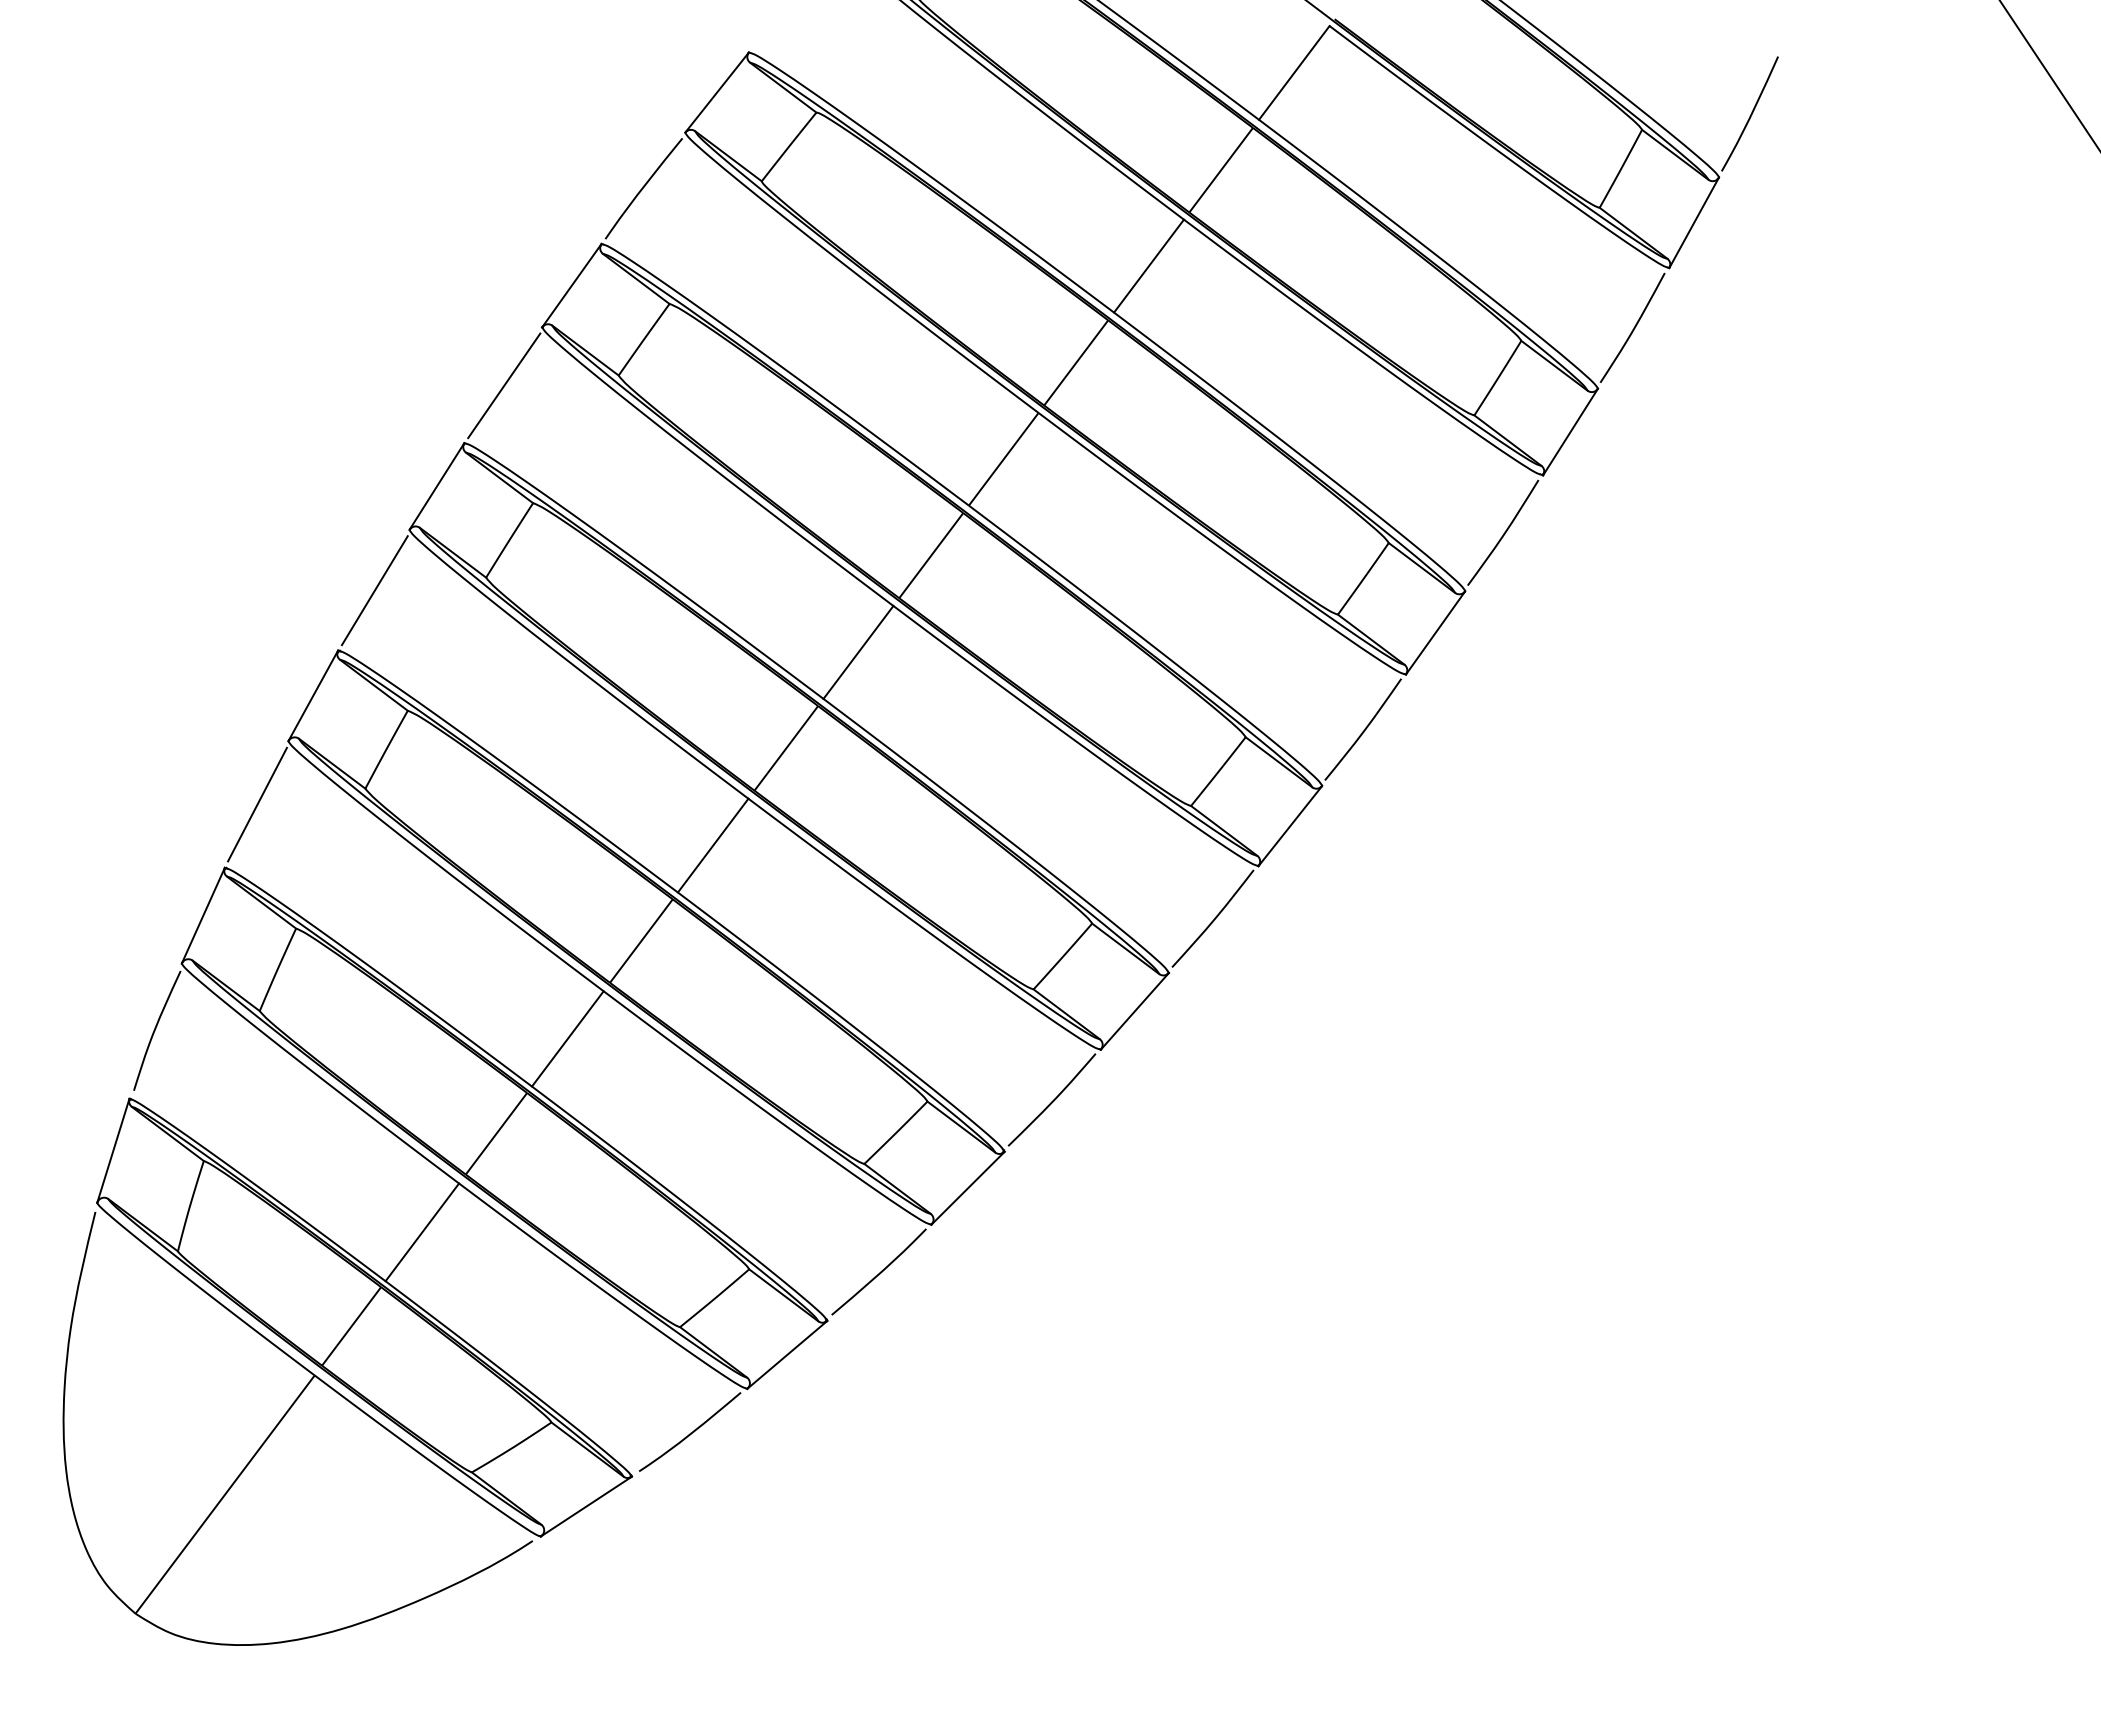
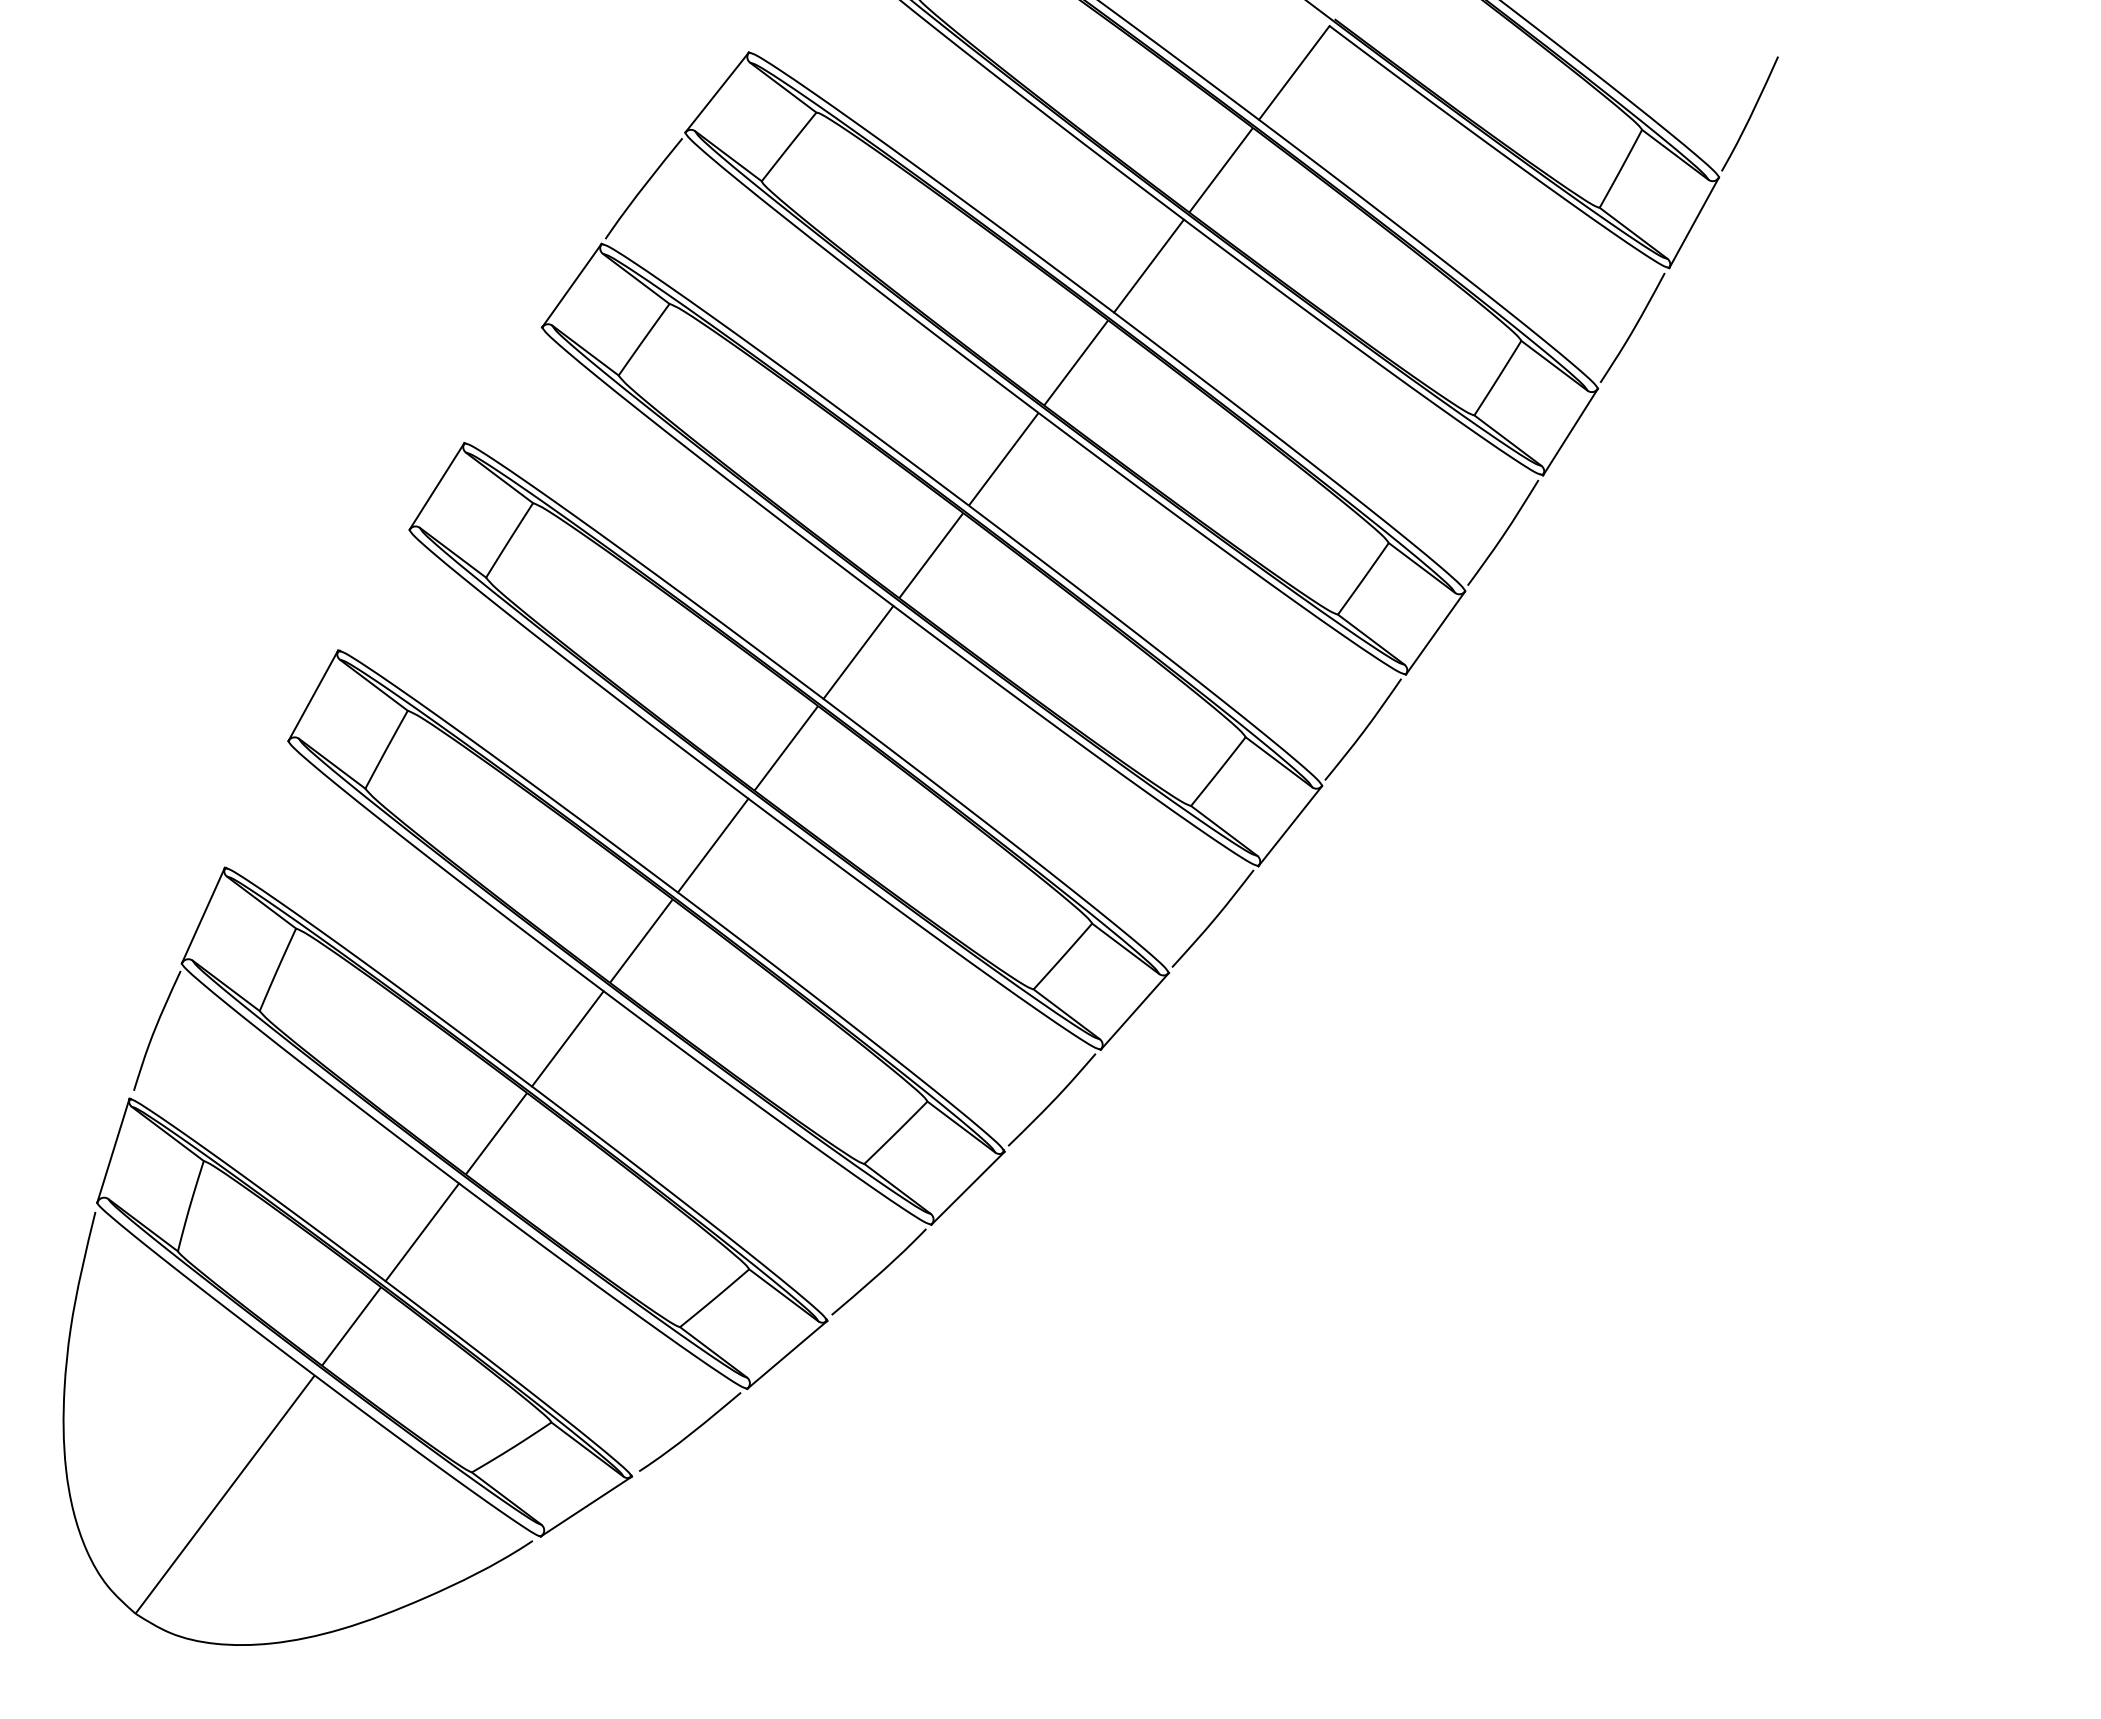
line: present -> none (2048, 74)
line: present -> none (504, 385)
line: present -> none (374, 590)
line: present -> none (257, 804)
